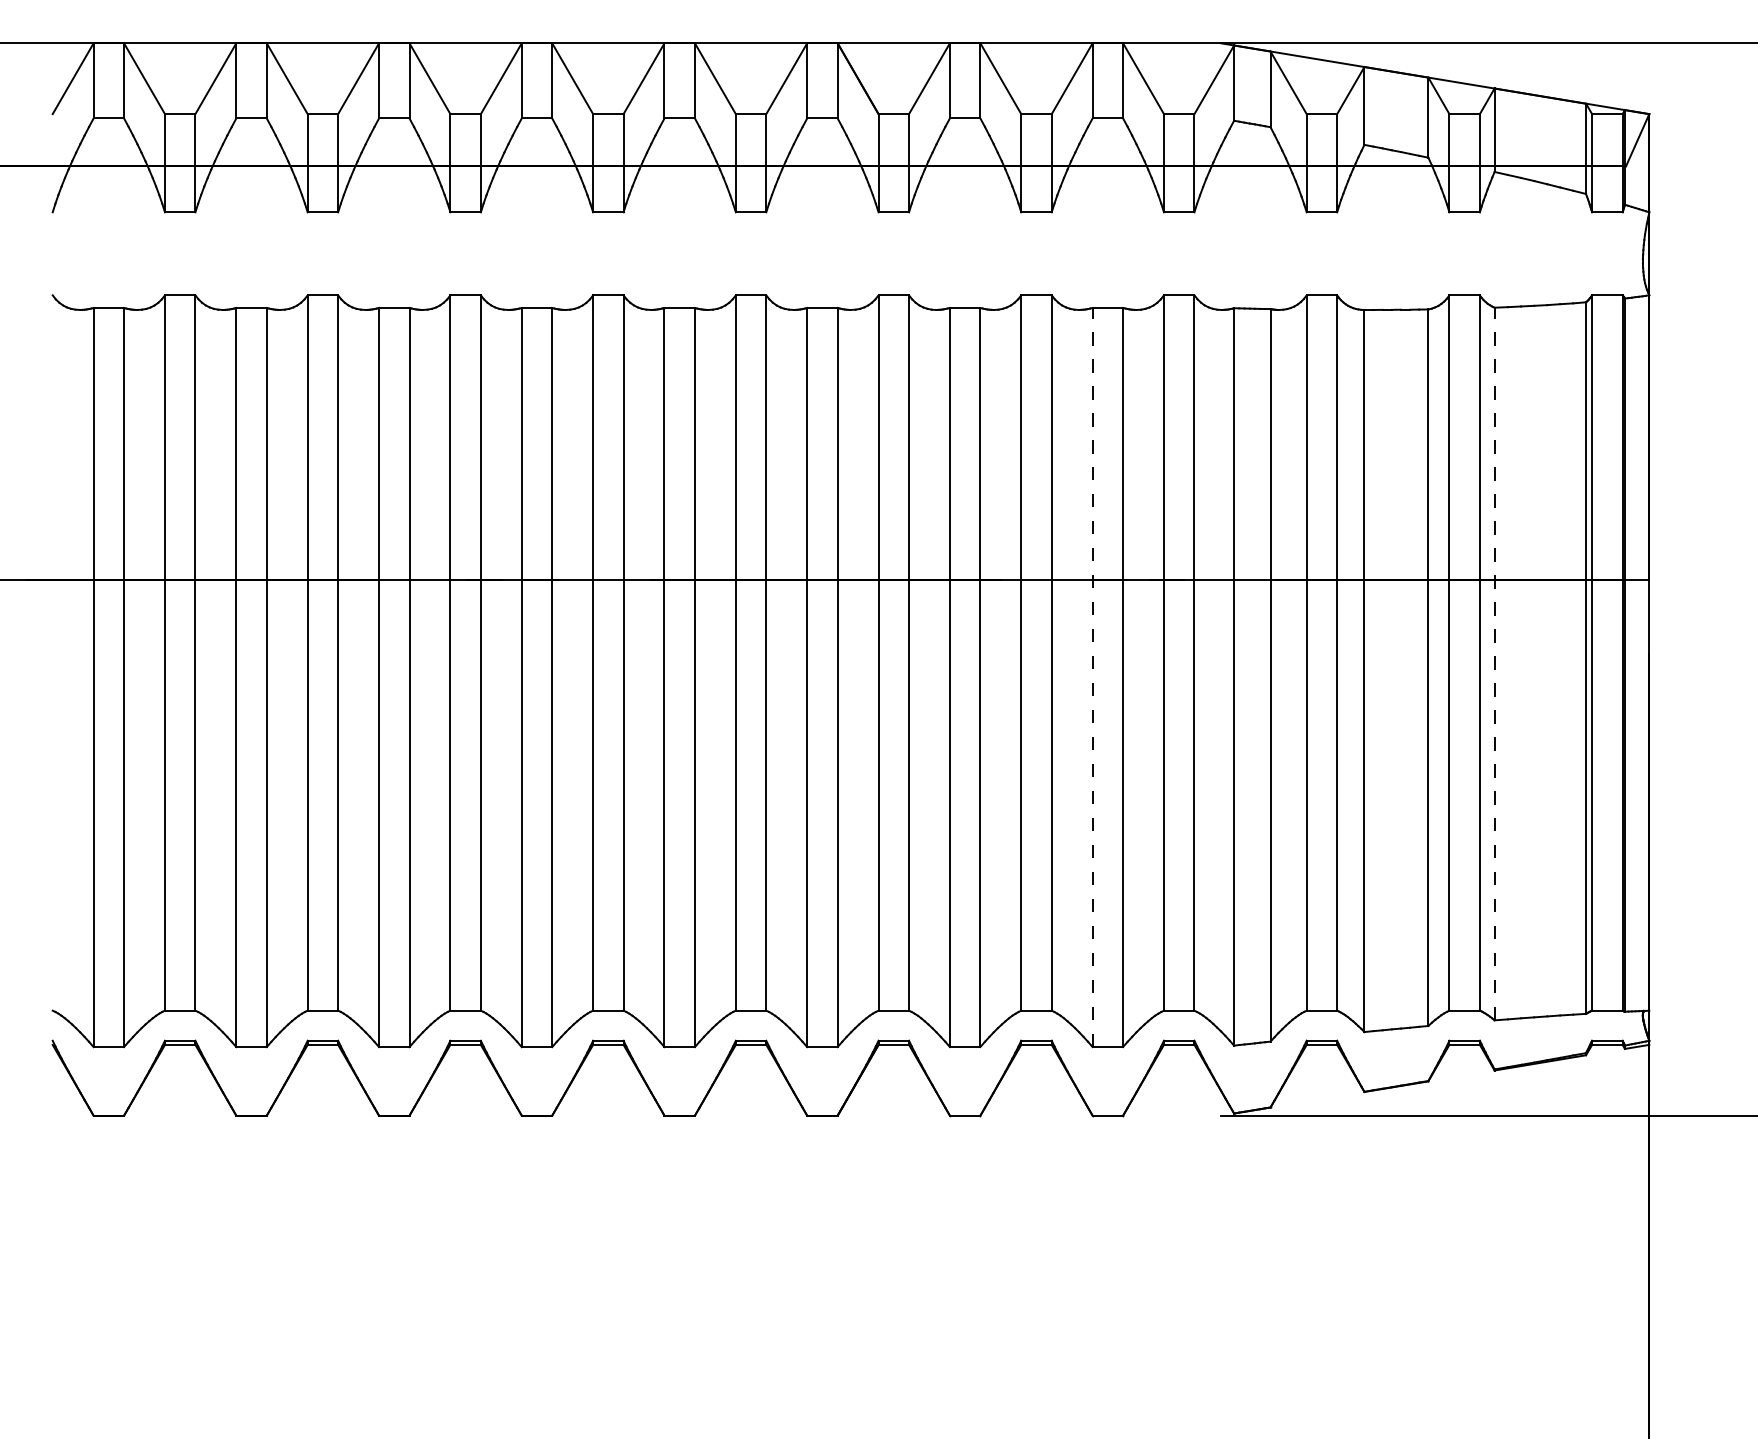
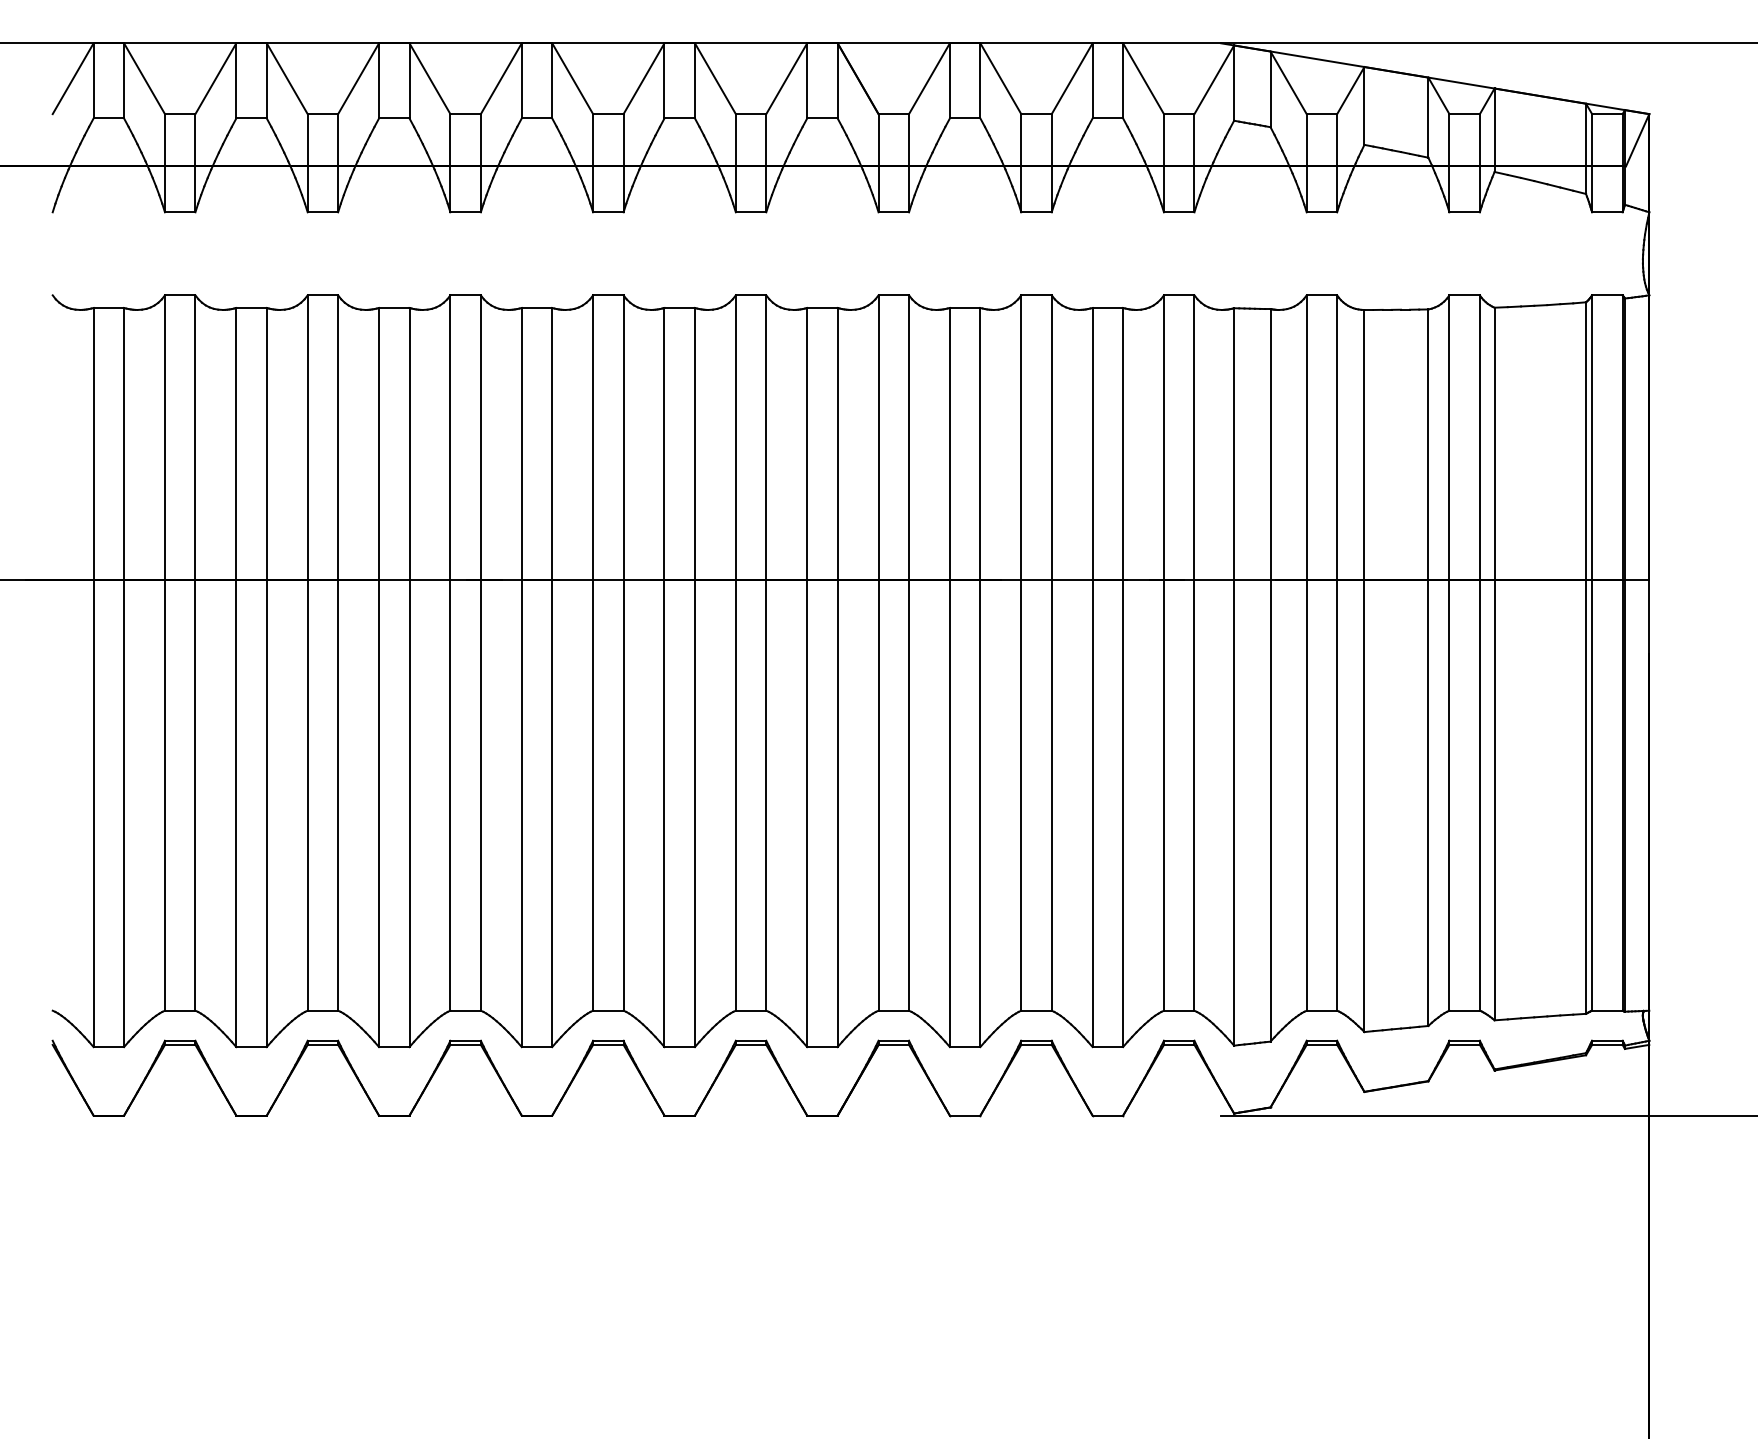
line: dashed -> solid (1494, 663)
line: dashed -> solid (1092, 677)
